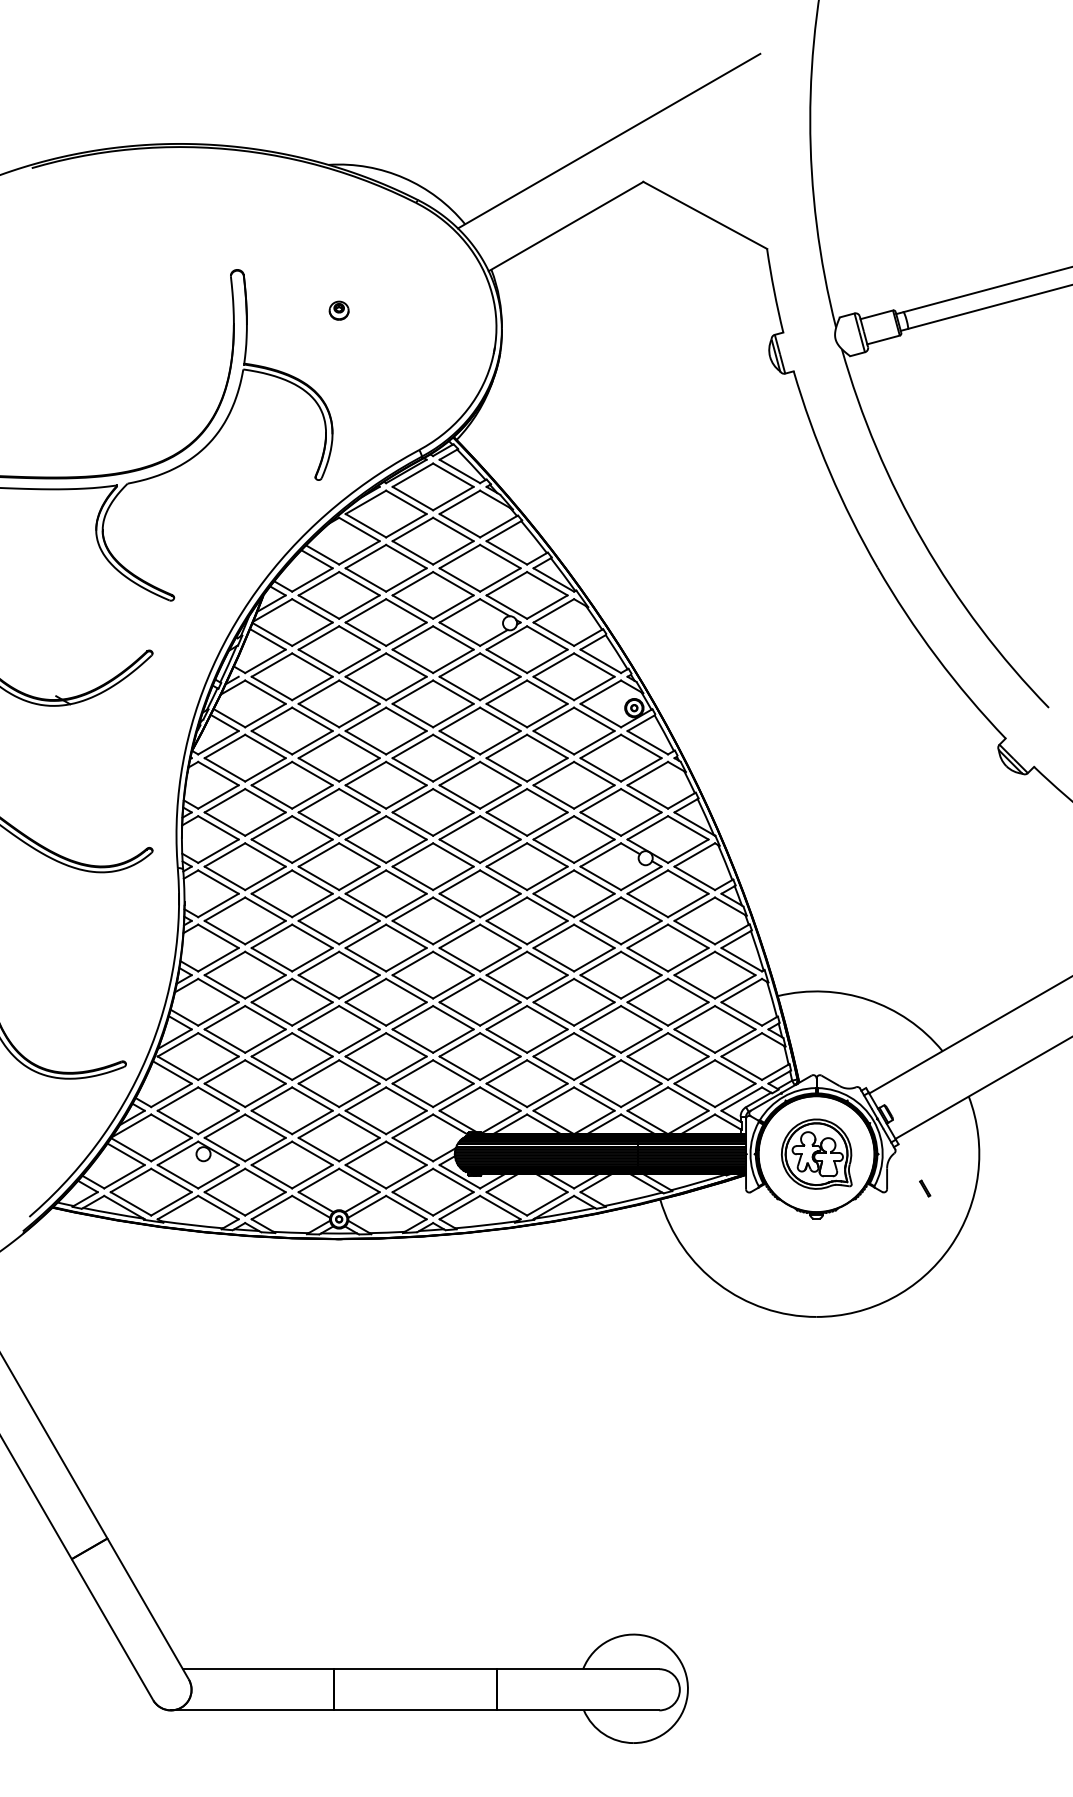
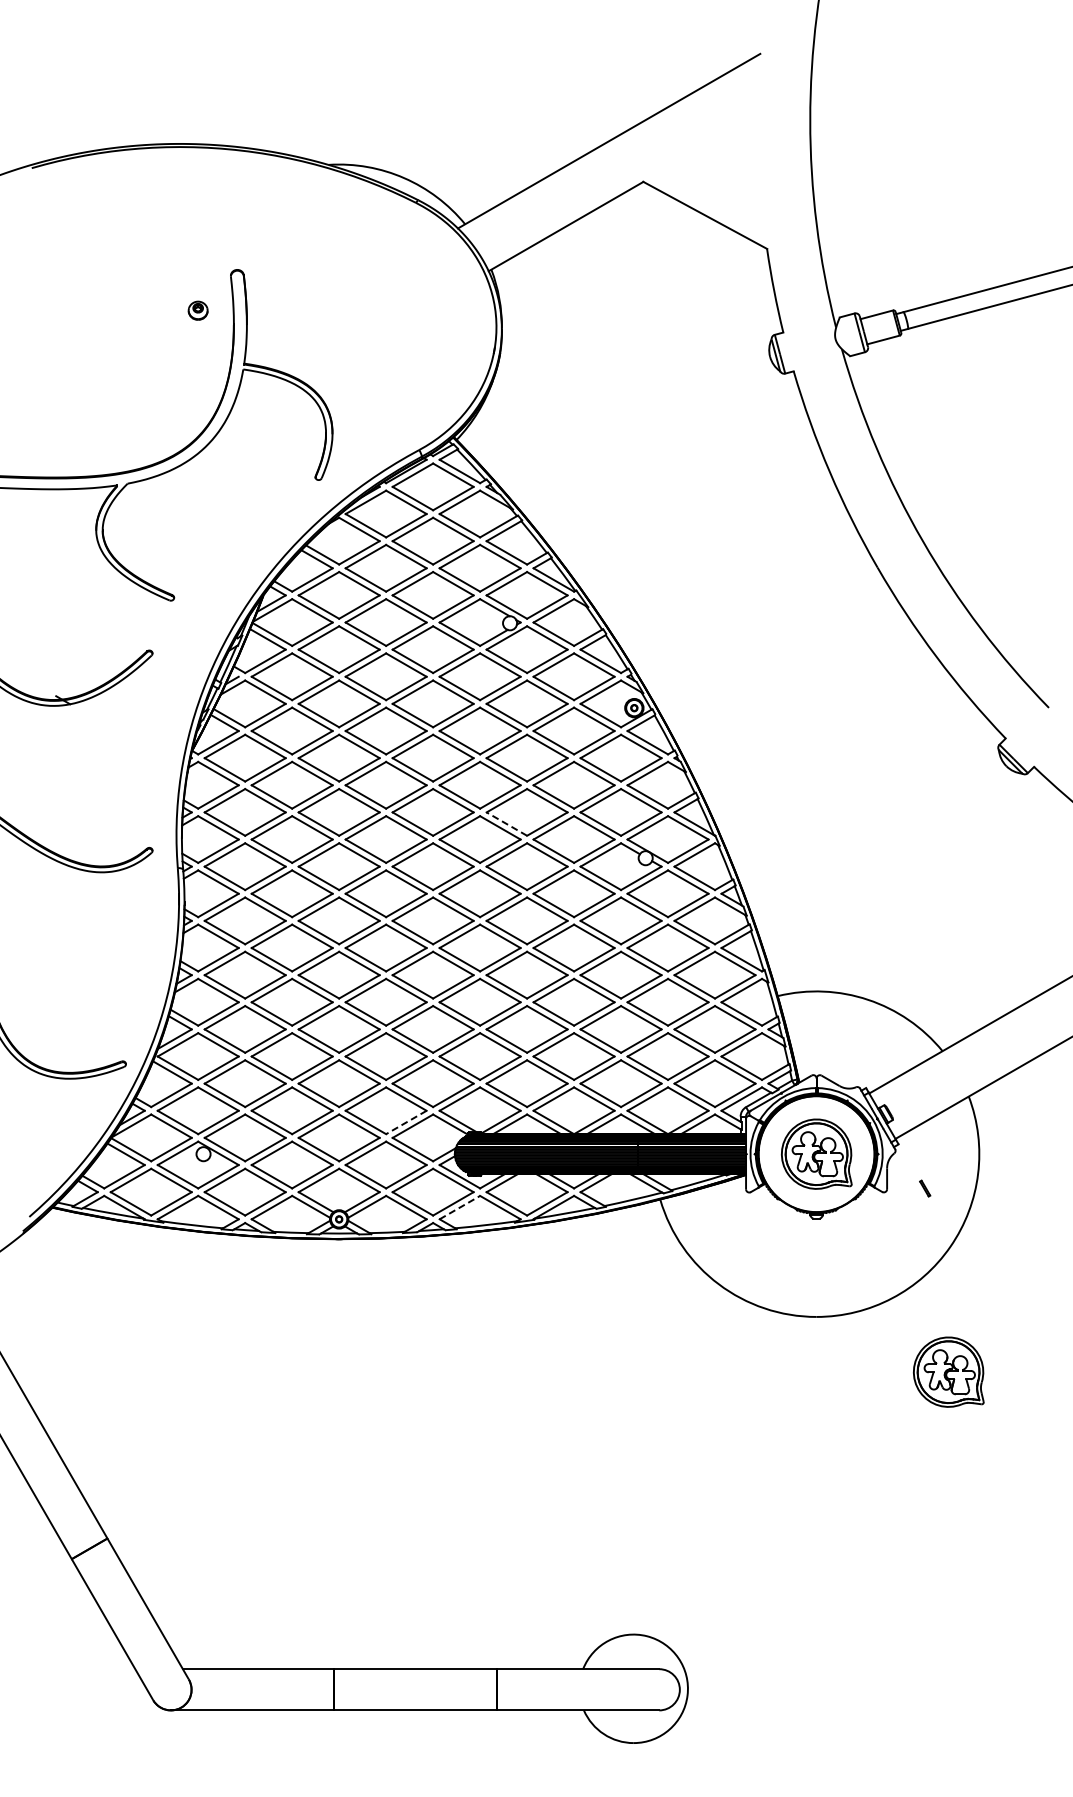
part position: (338, 310) -> (197, 310) (197, 310)
line: solid -> dashed (506, 823)
line: solid -> dashed (405, 1122)
line: solid -> dashed (460, 1207)
part: none -> present (948, 1371)
